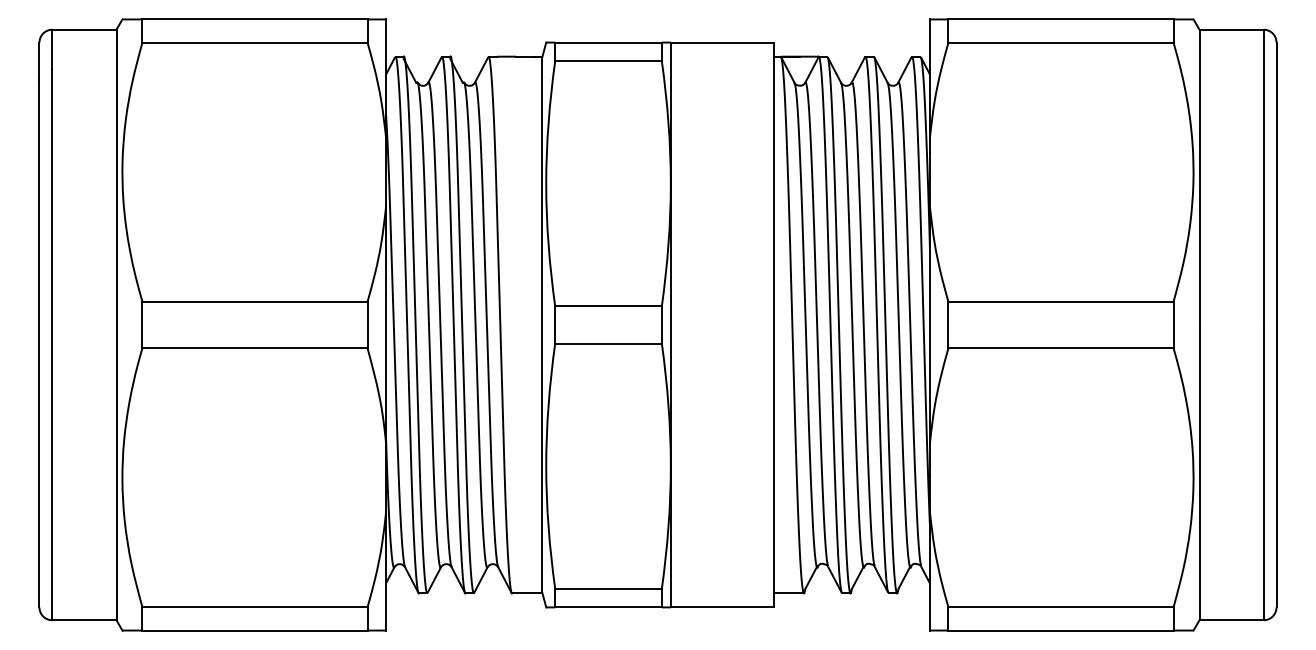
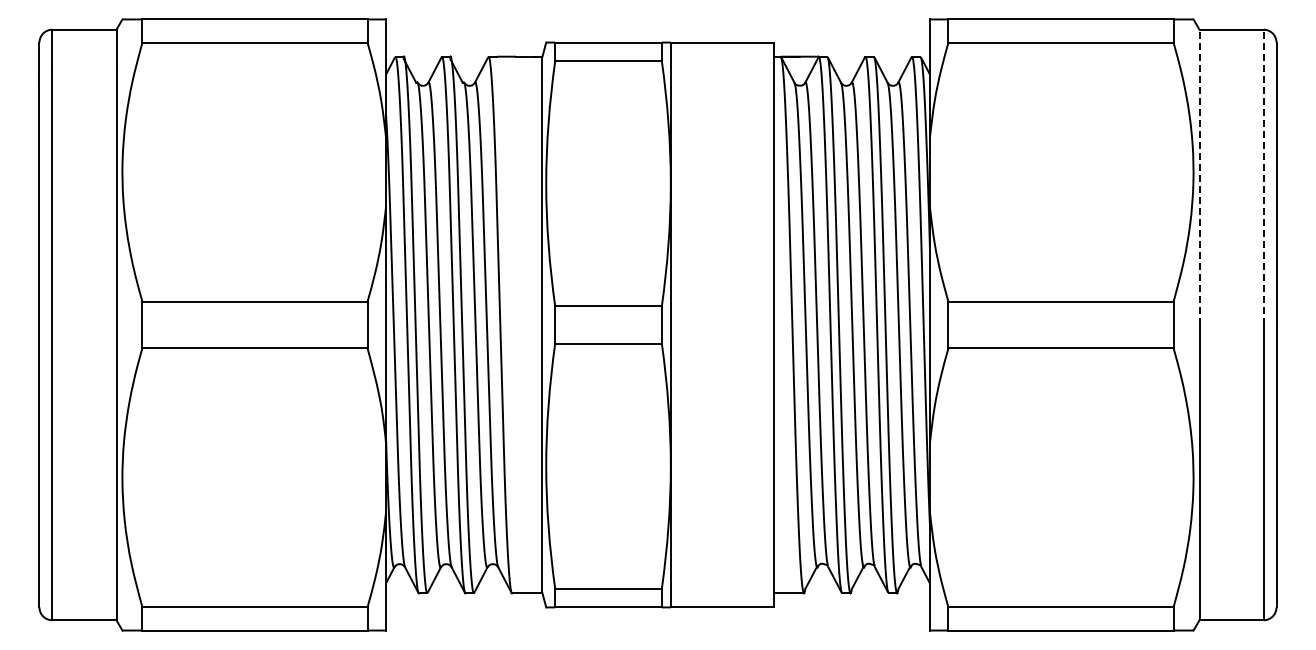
line: solid -> dashed (1199, 177)
line: solid -> dashed (1263, 177)
